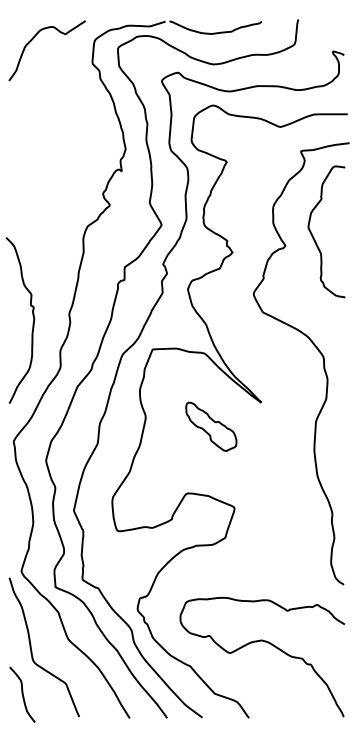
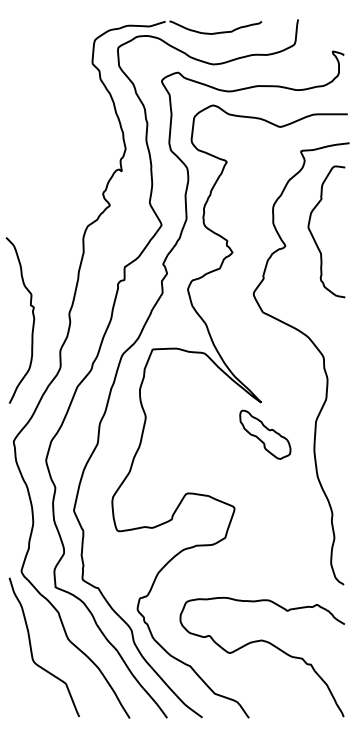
curve: present -> none (34, 38)
part position: (211, 426) -> (265, 434) (265, 434)
curve: present -> none (22, 694)
